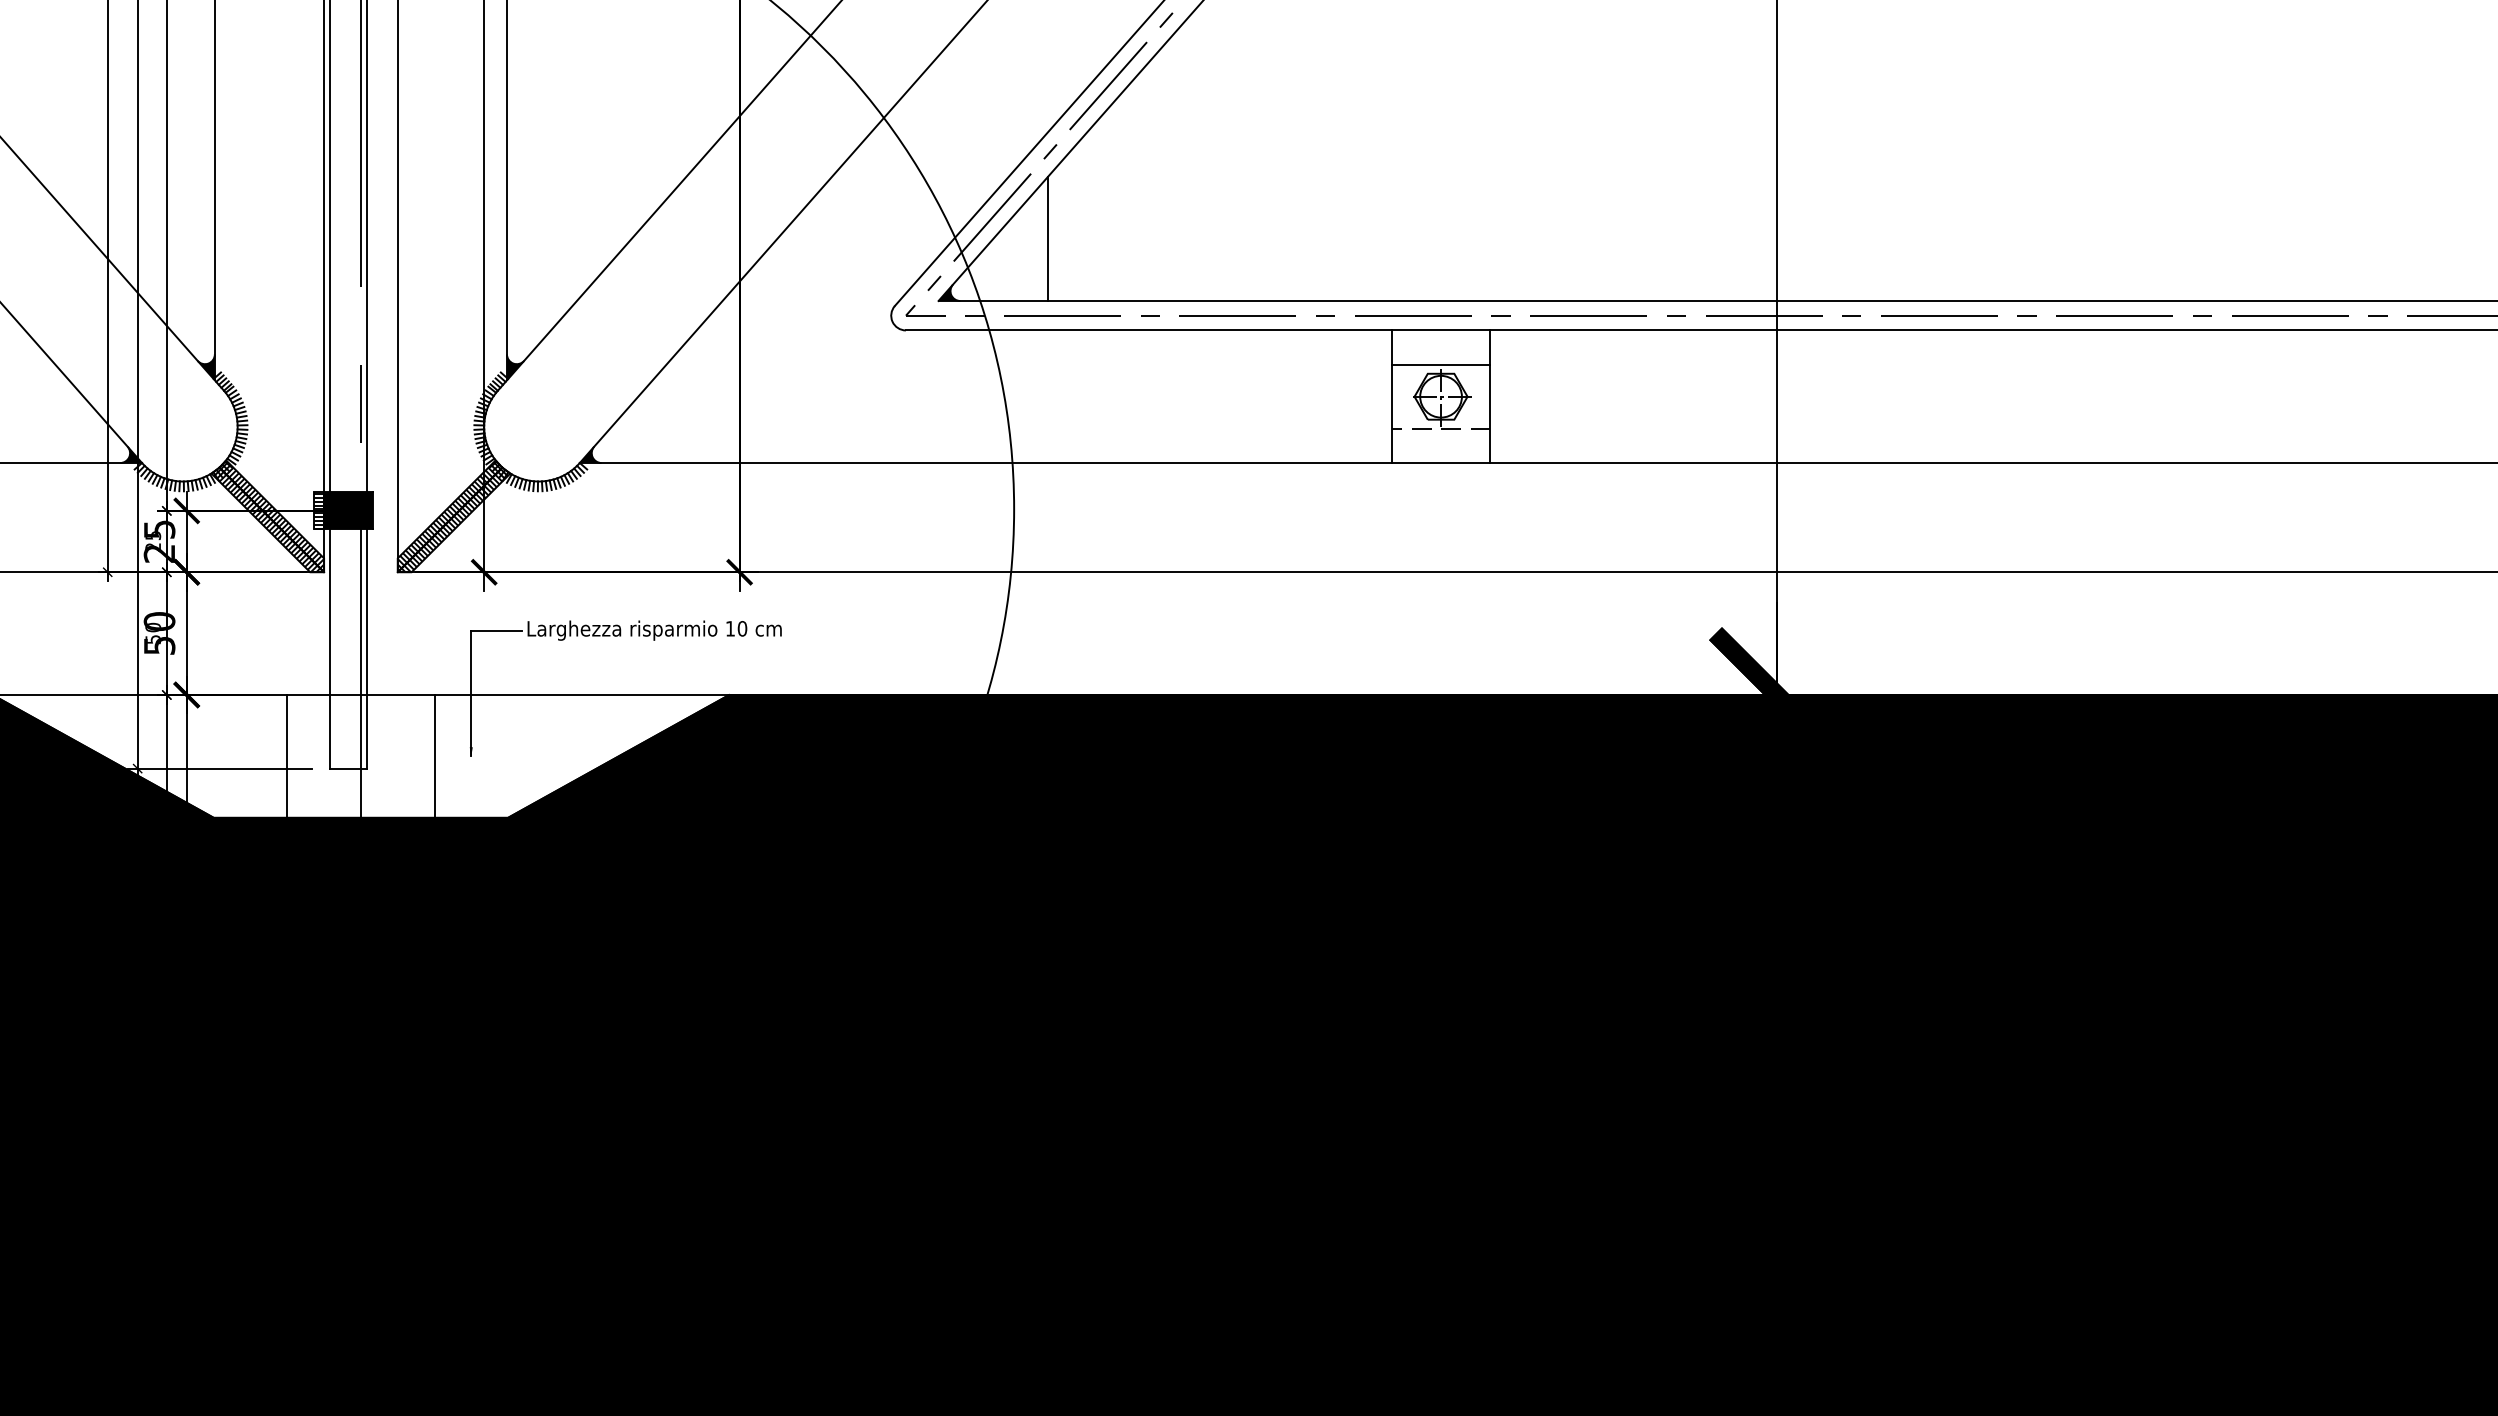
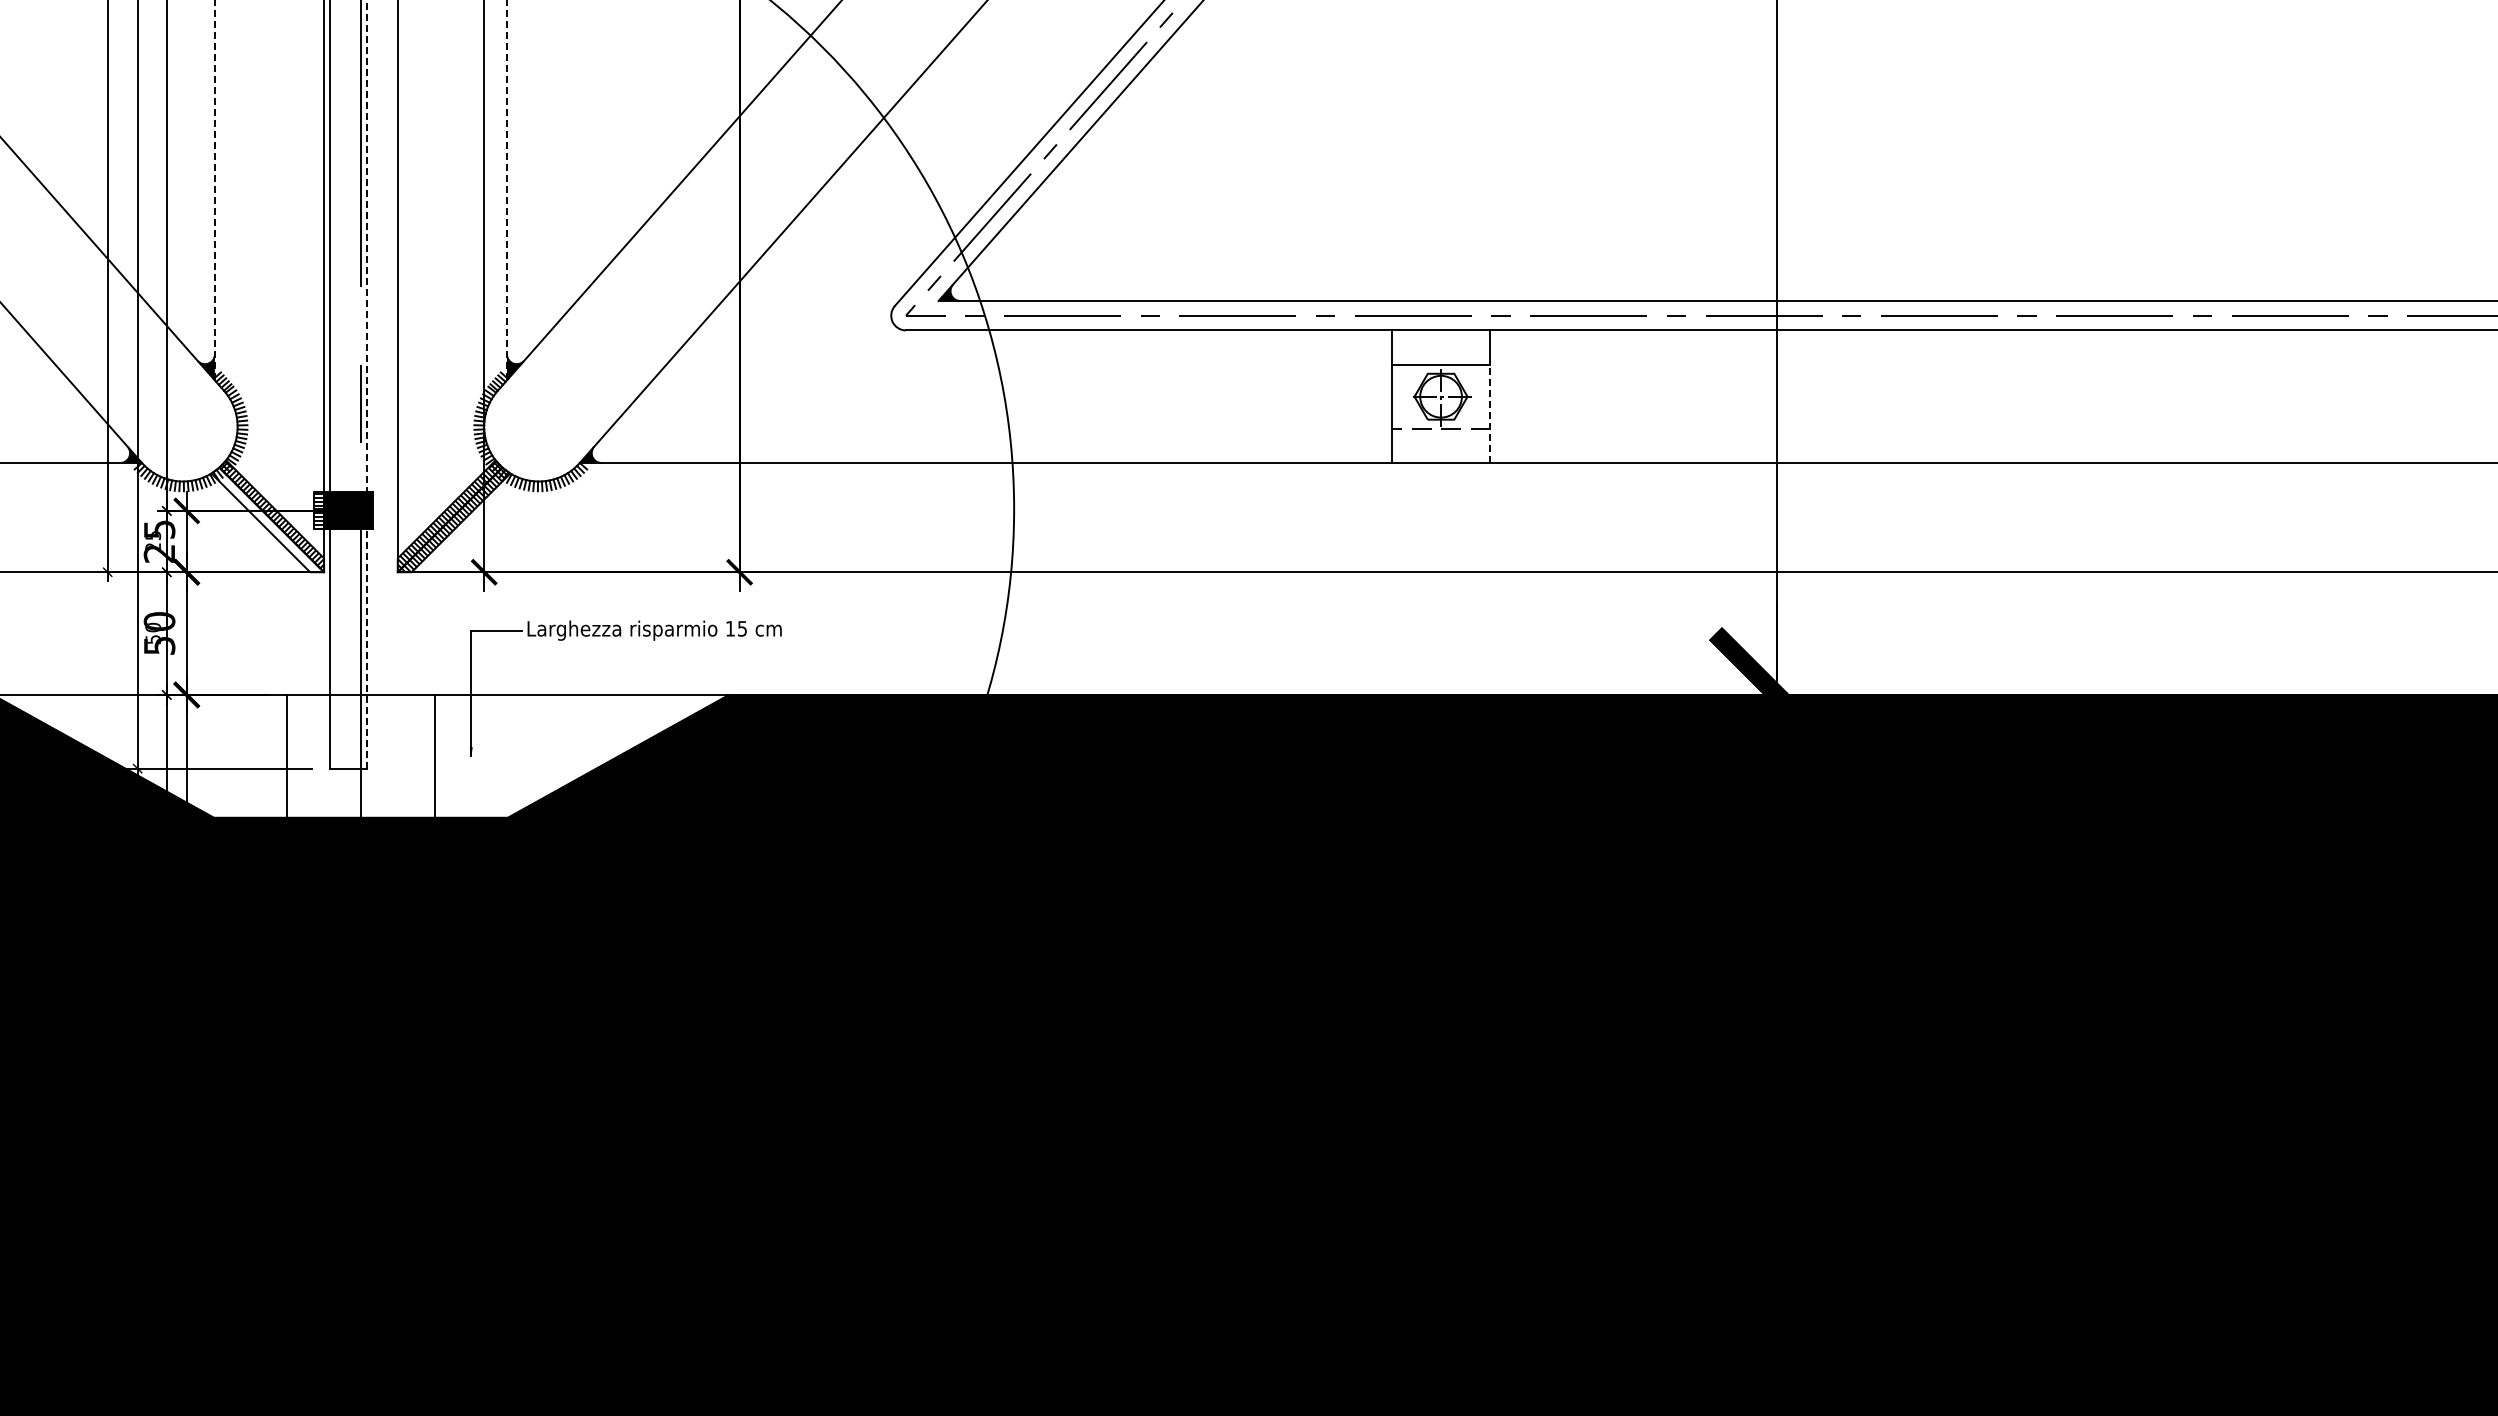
line: solid -> dashed (214, 190)
line: solid -> dashed (506, 190)
line: present -> none (1048, 238)
line: solid -> dashed (367, 384)
line: solid -> dashed (1490, 413)
hatch: present -> none (268, 520)
text: 10 -> 15 (742, 628)
